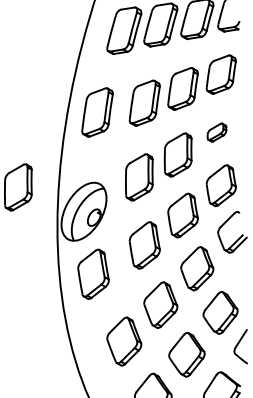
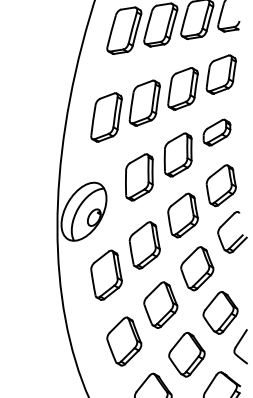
part position: (97, 112) -> (106, 117) (106, 117)
part size: 22x21 px -> 30x29 px (216, 132)
part: present -> none (18, 187)
part position: (93, 273) -> (106, 274) (106, 274)
